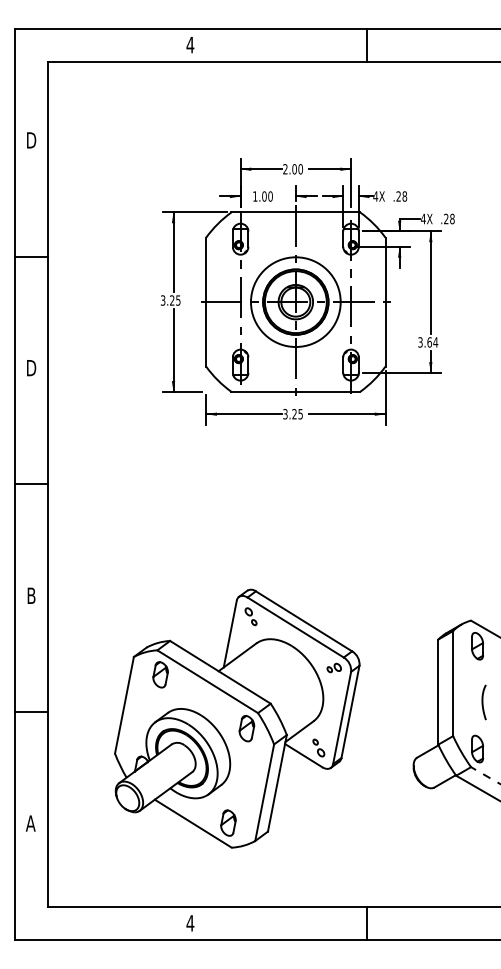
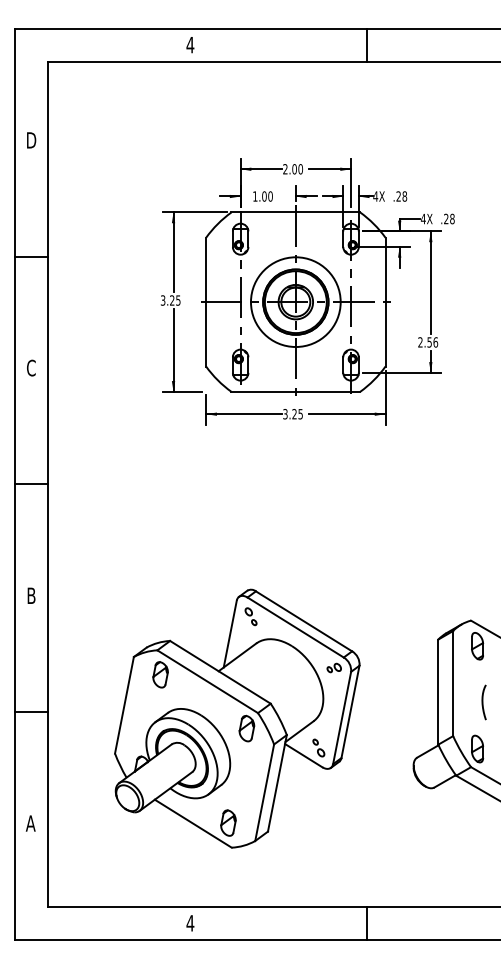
text: 3.64 -> 2.56 (428, 342)
text: D -> C (31, 367)
line: dashed -> solid (485, 775)
